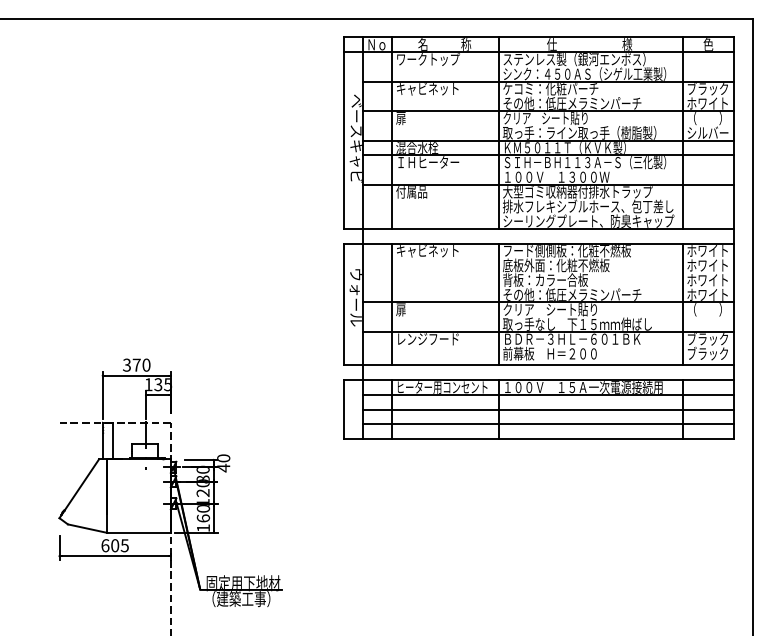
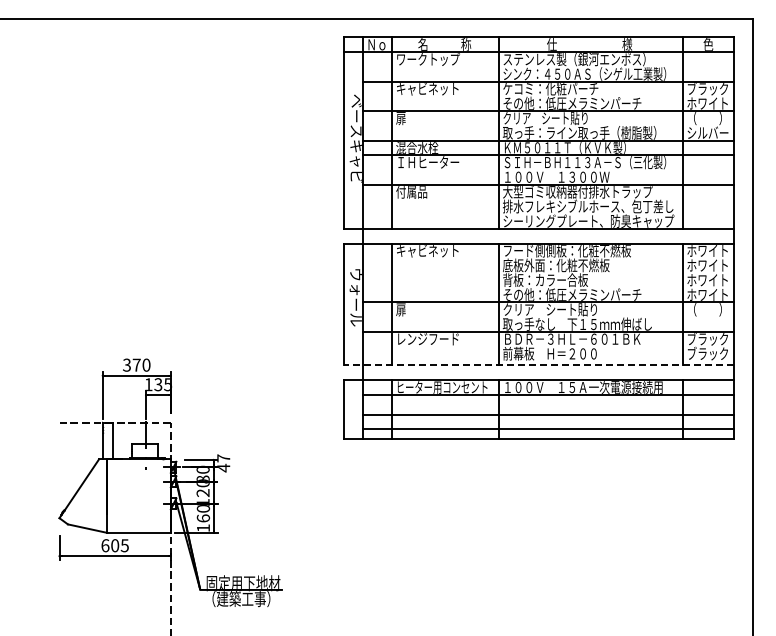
line: solid -> dashed (538, 365)
line position: (548, 409) -> (548, 414) (548, 414)
line position: (548, 424) -> (548, 429) (548, 429)
text: 40 -> 47 (223, 458)
